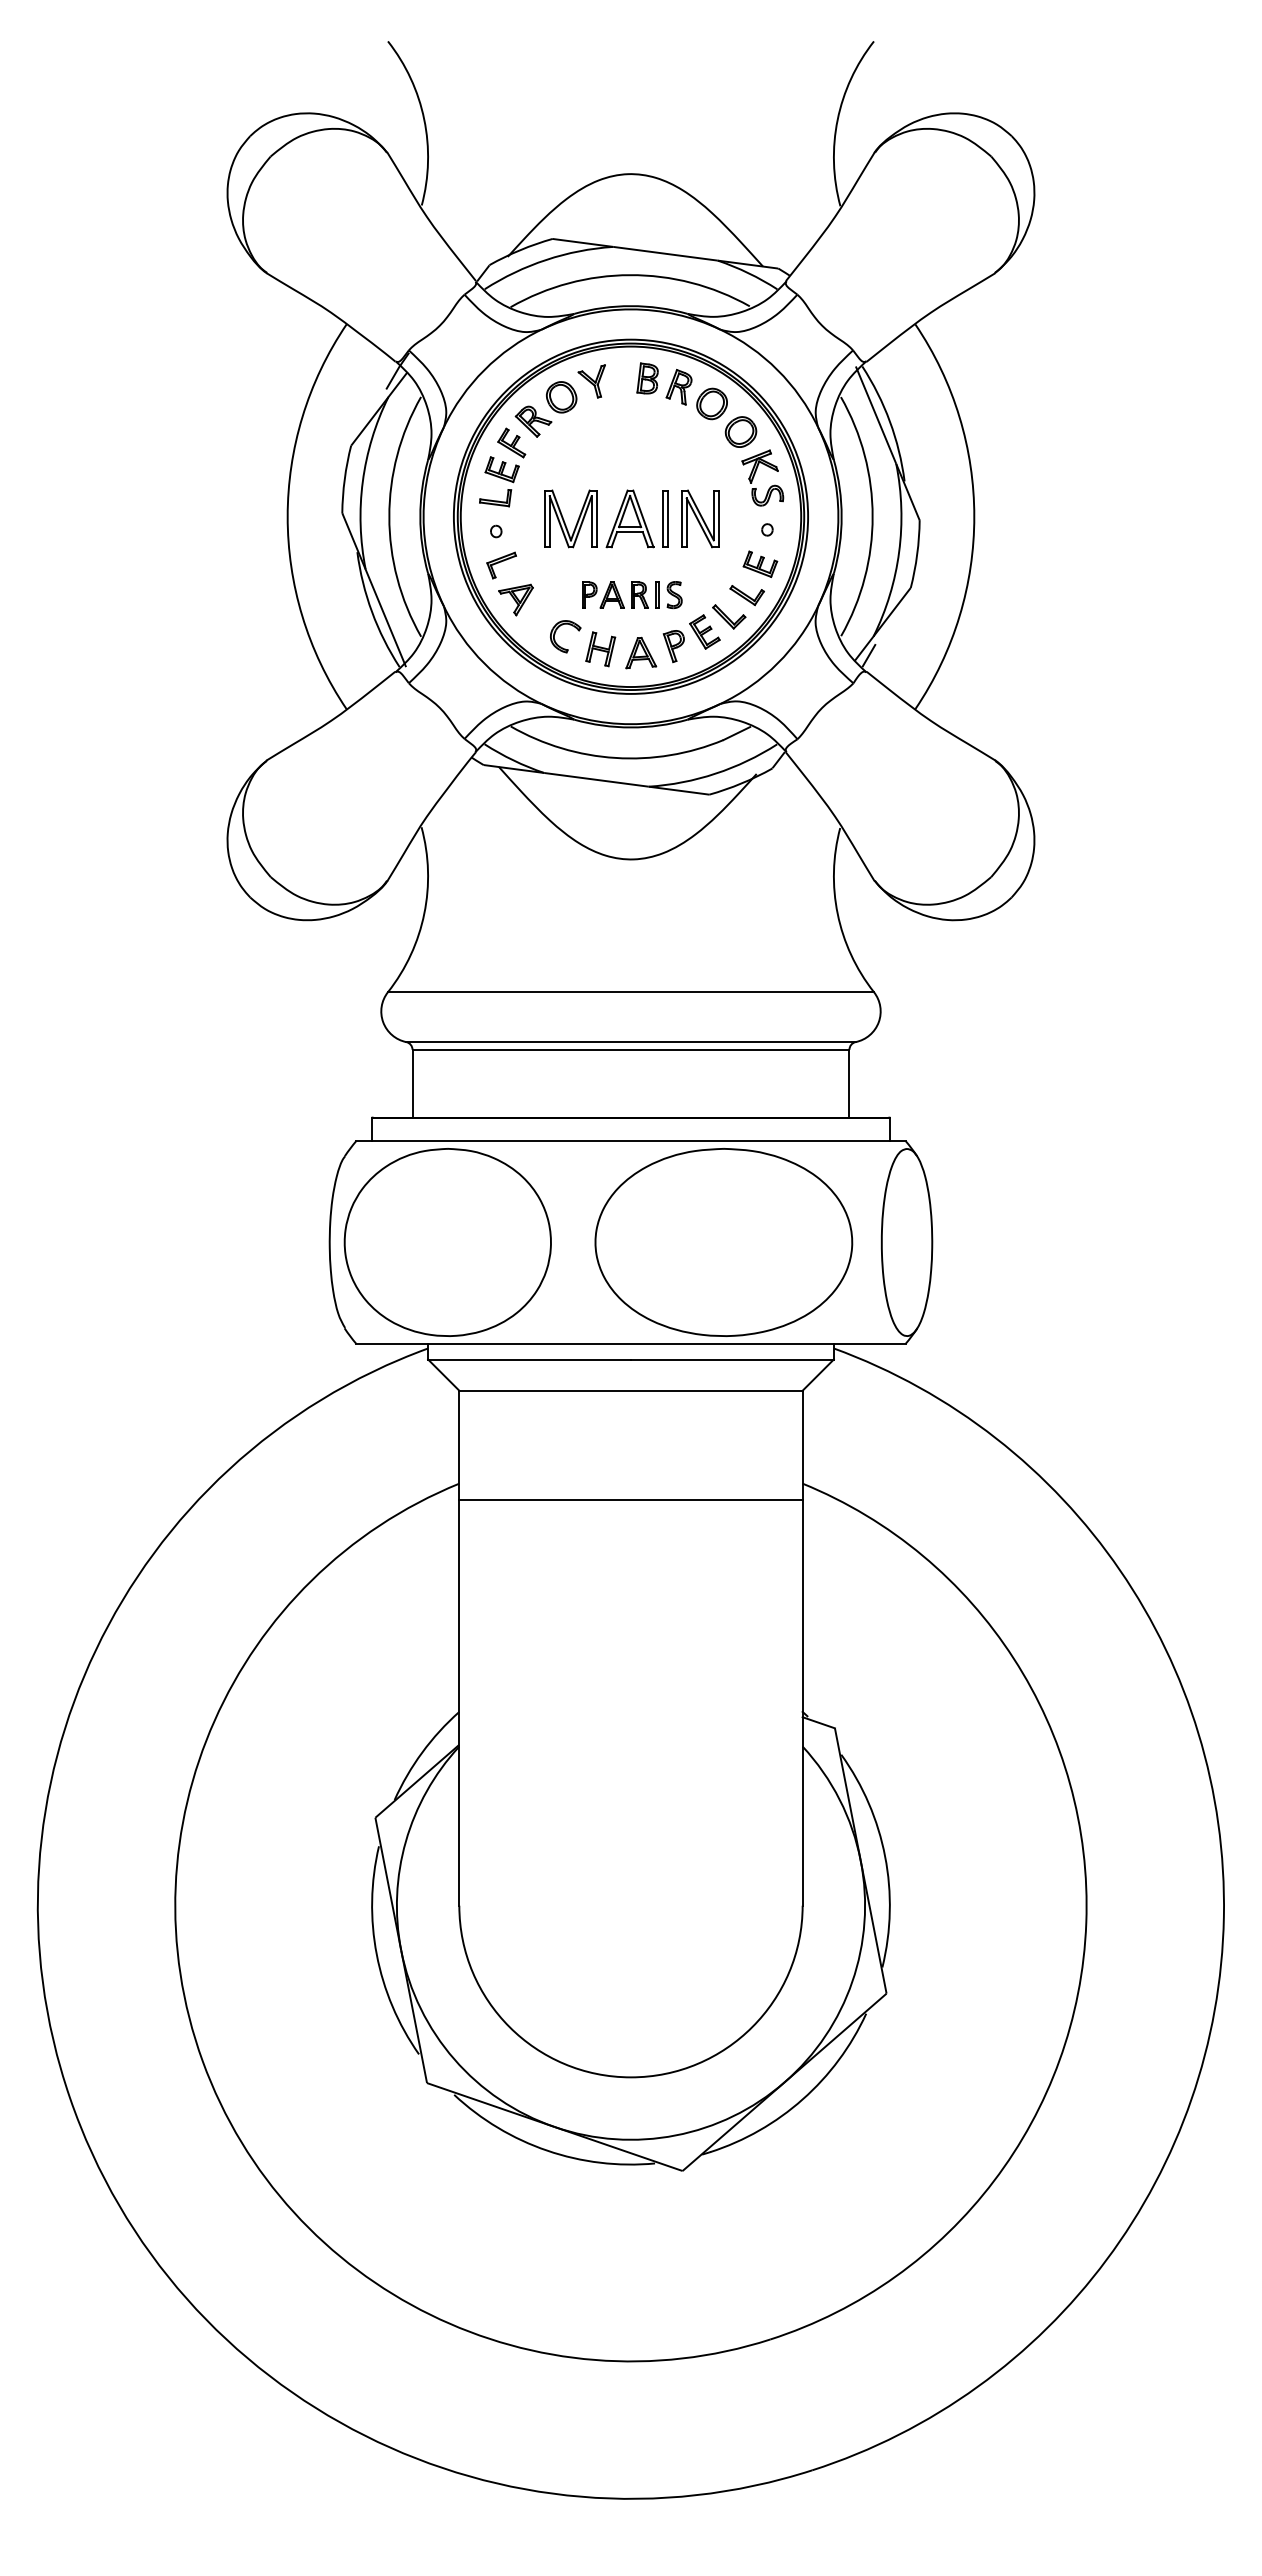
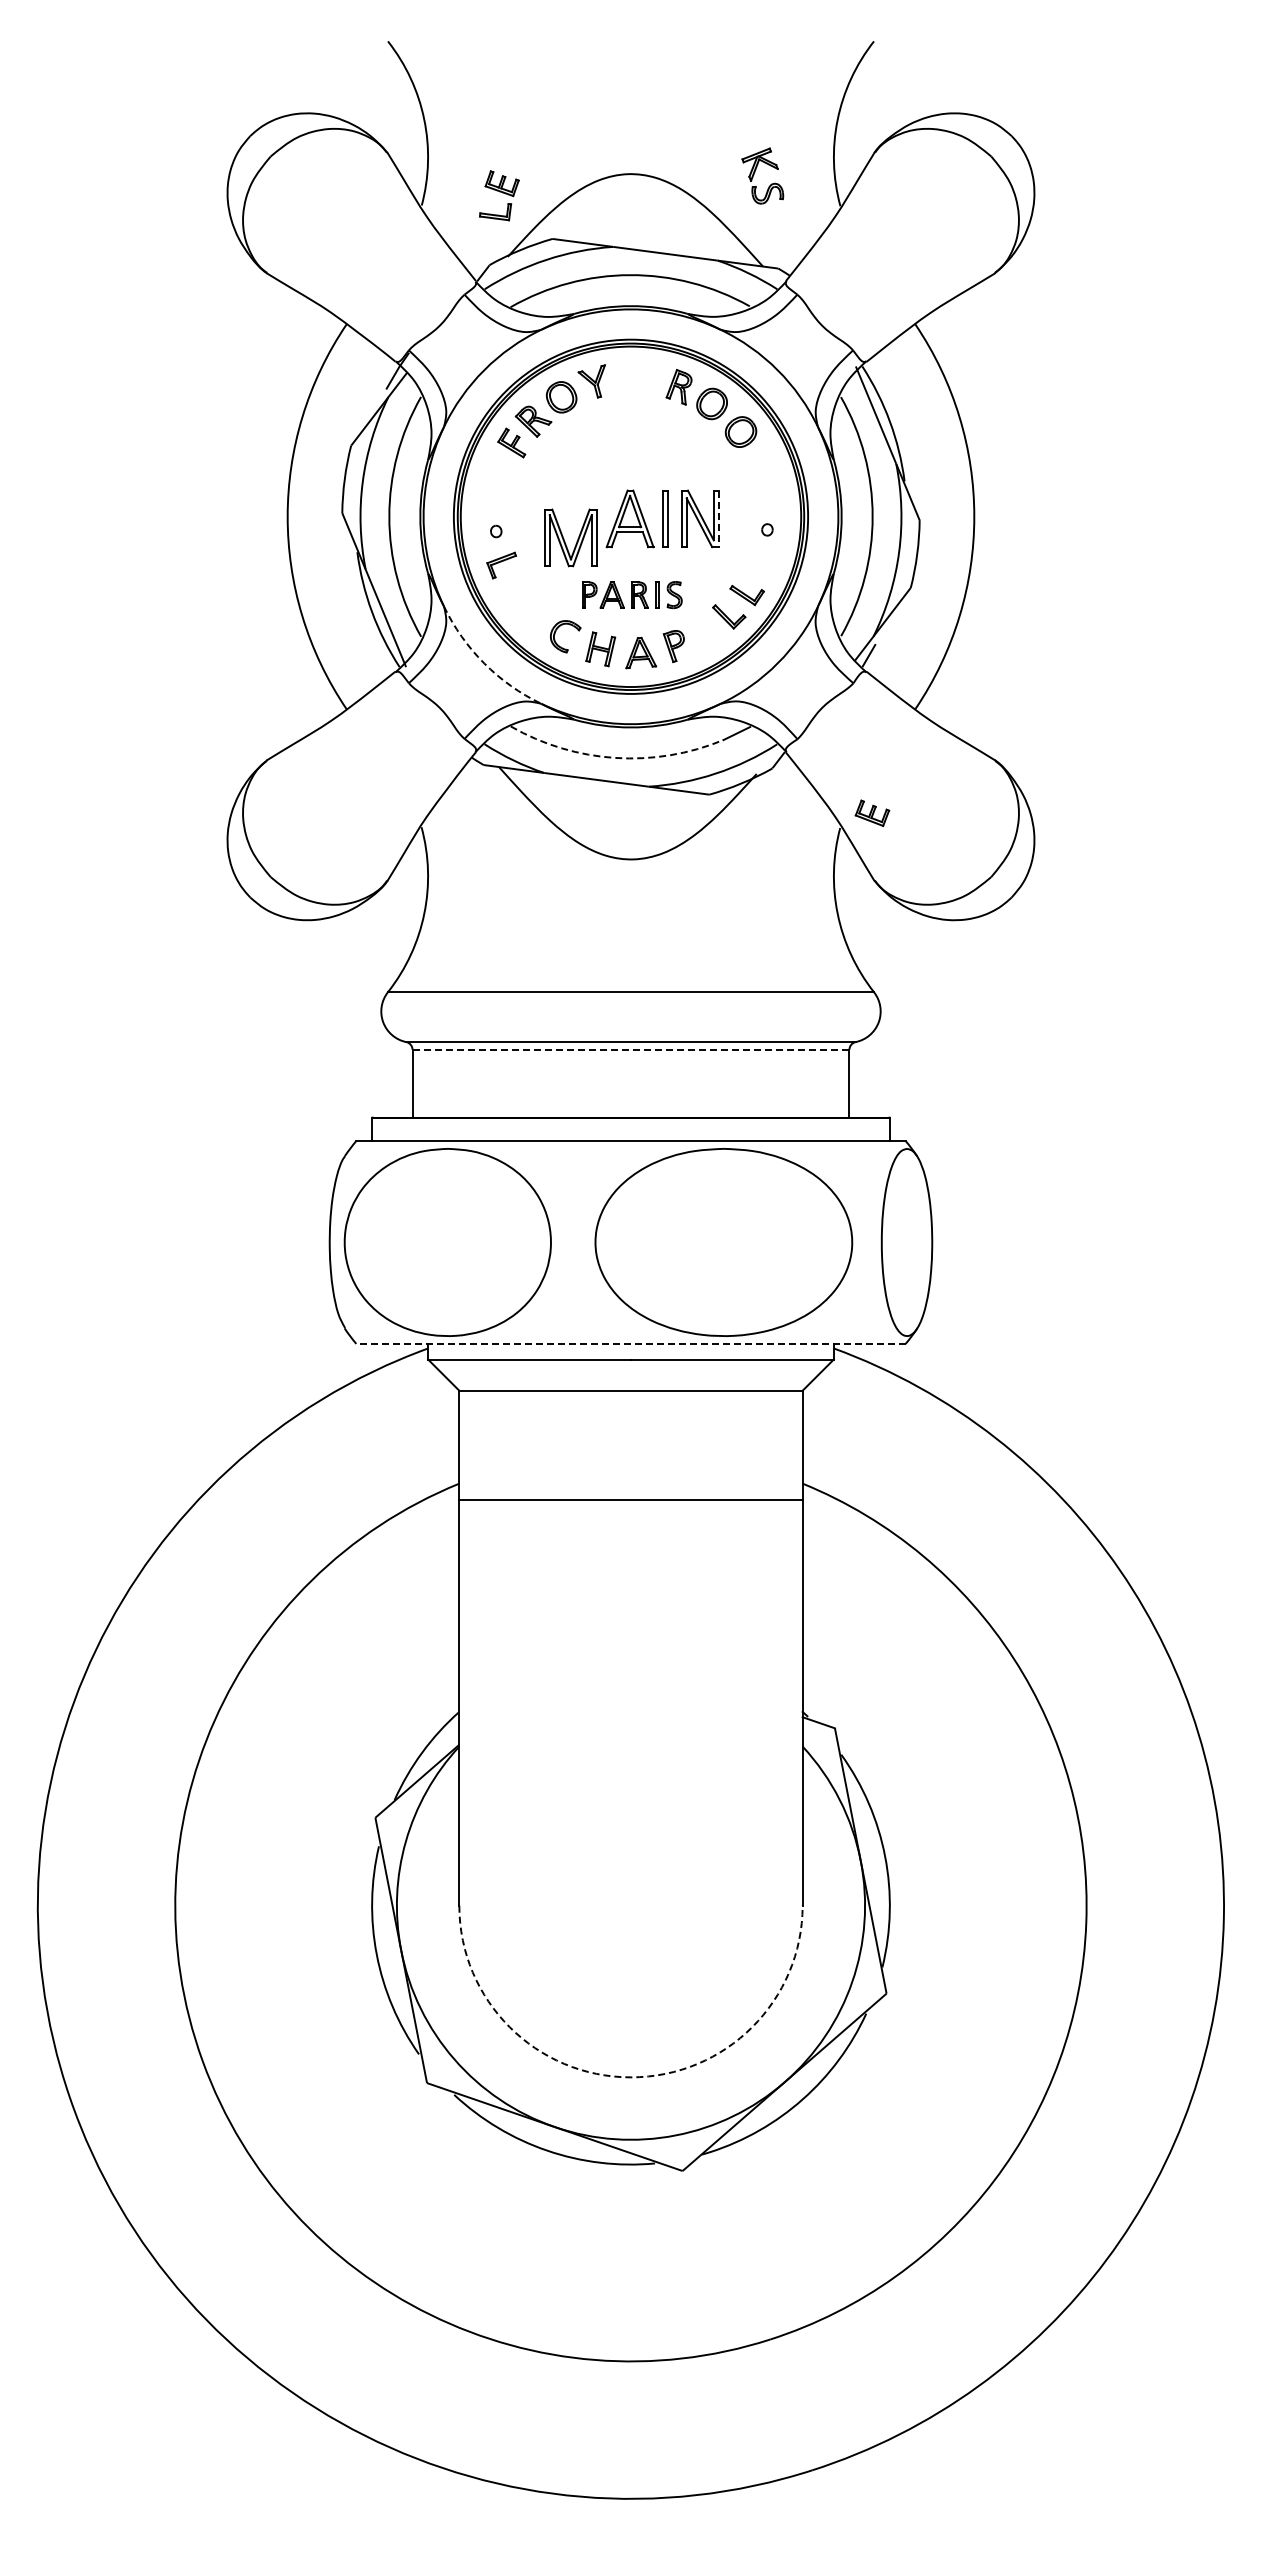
part: present -> none (647, 378)
part position: (755, 474) -> (755, 172) (755, 172)
part position: (499, 481) -> (499, 195) (499, 195)
part position: (564, 519) -> (564, 538) (564, 538)
line: solid -> dashed (718, 519)
part position: (760, 563) -> (872, 812) (872, 812)
part: present -> none (515, 599)
part: present -> none (704, 631)
arc: solid -> dashed (484, 663)
arc: solid -> dashed (615, 757)
line: solid -> dashed (630, 1049)
line: solid -> dashed (630, 1343)
arc: solid -> dashed (630, 2077)
